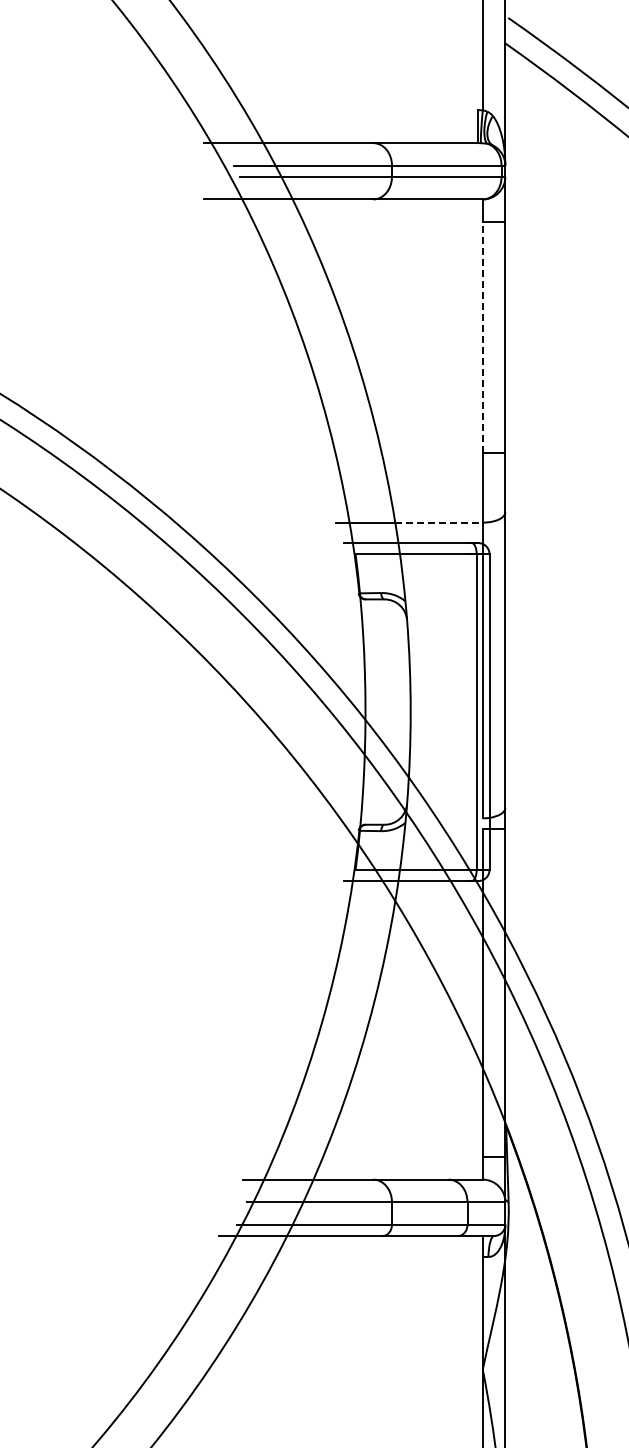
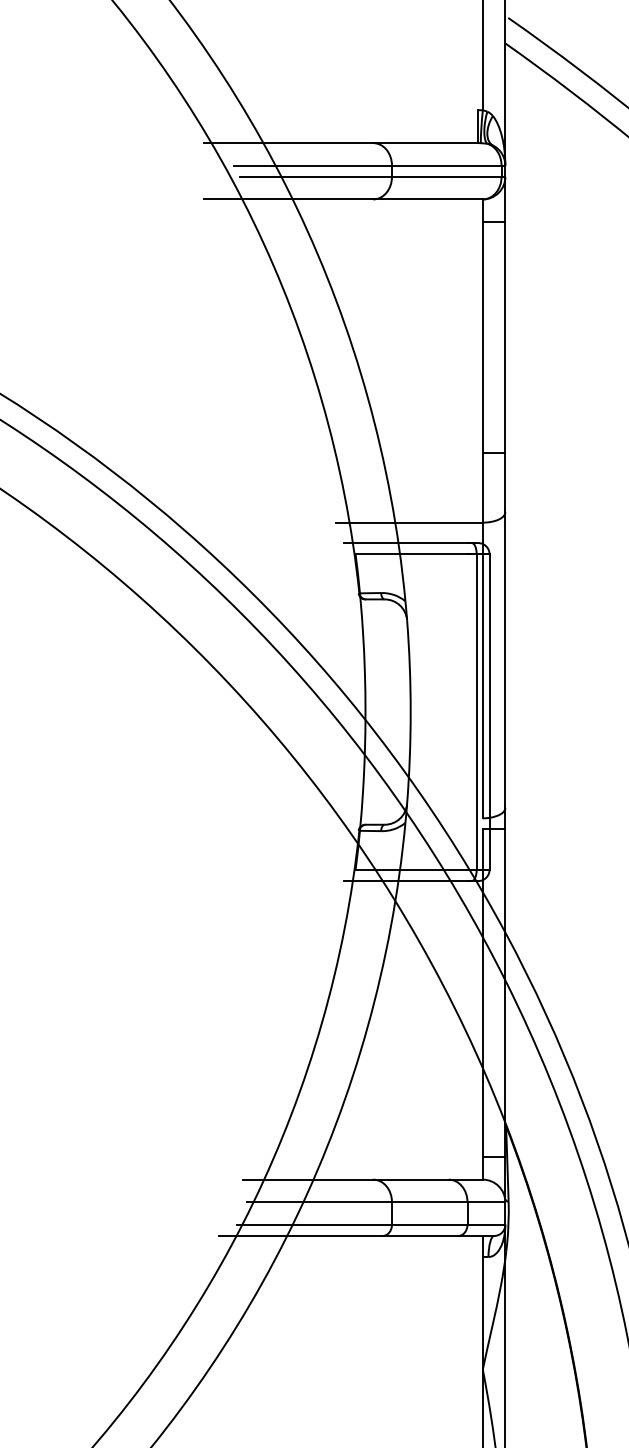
line: dashed -> solid (482, 336)
line: dashed -> solid (439, 522)
